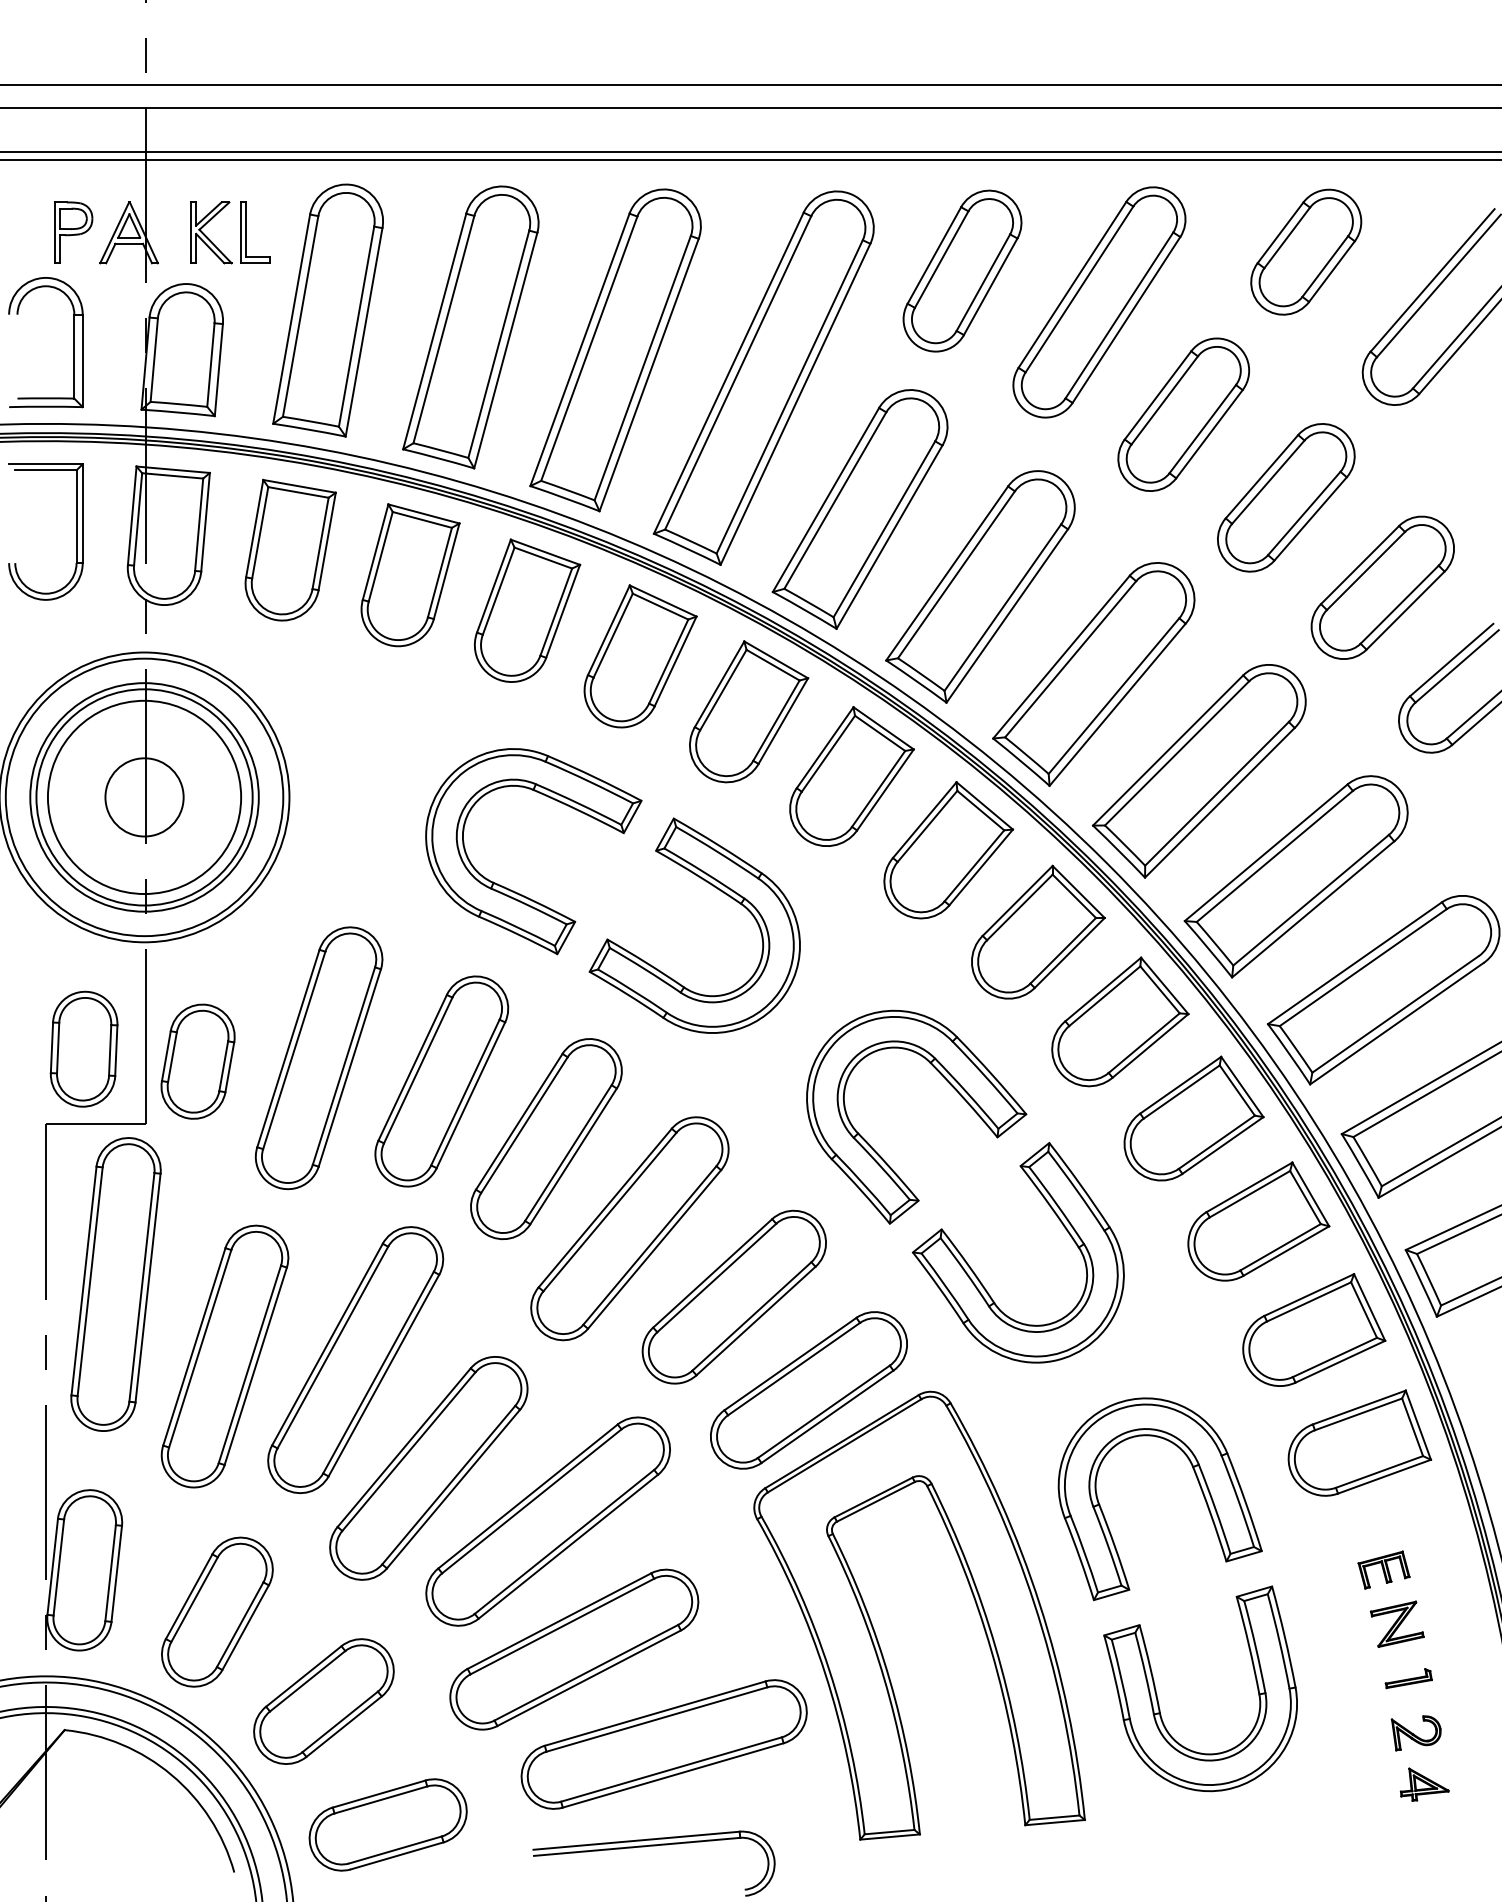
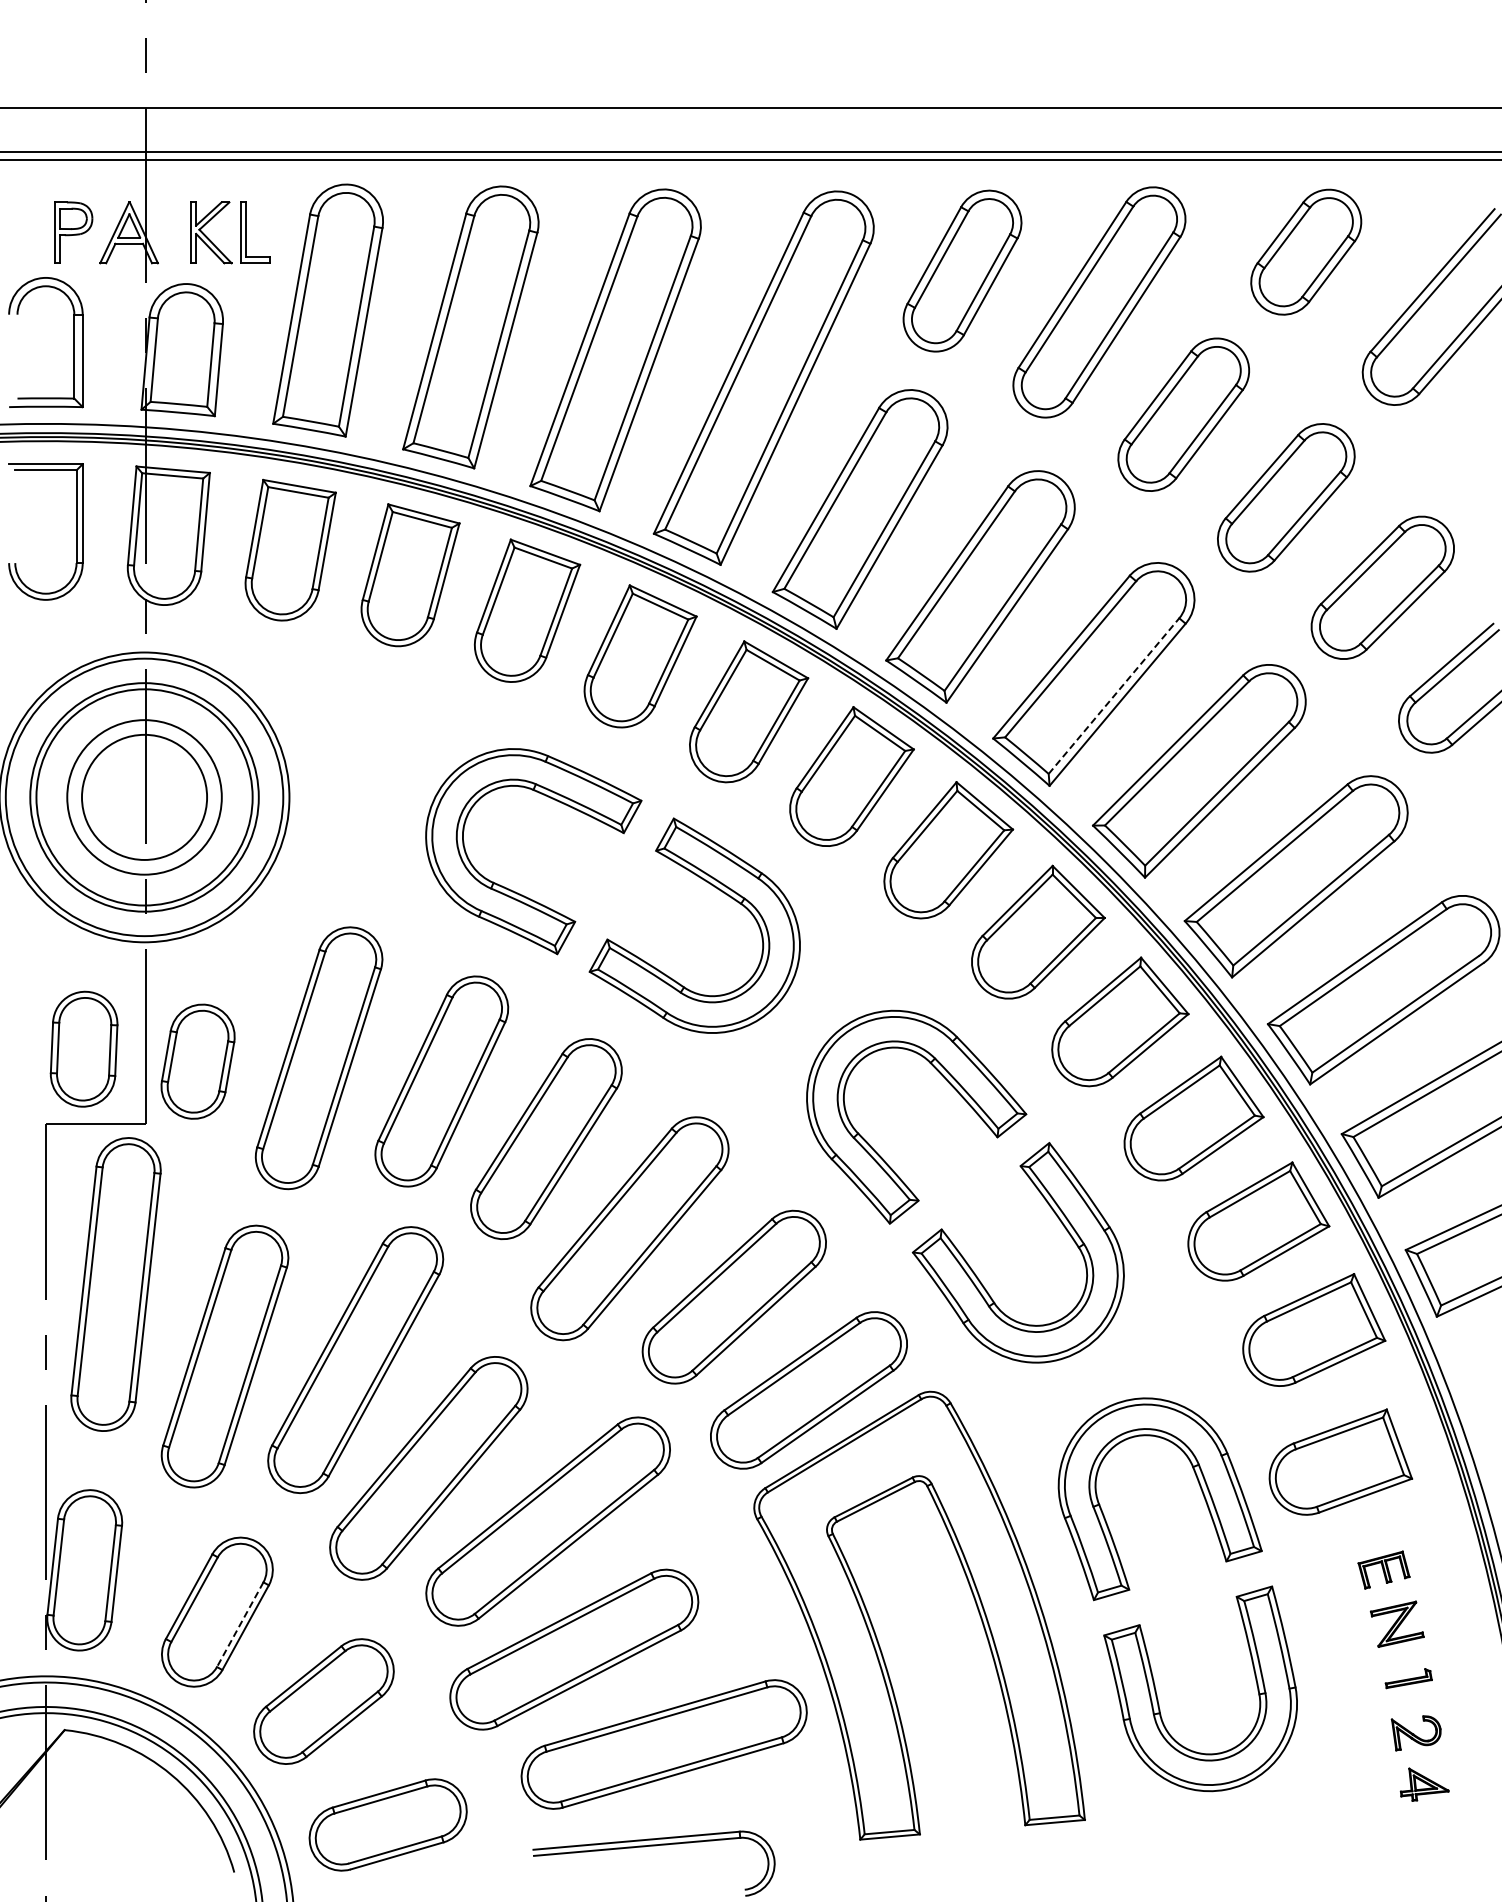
line: present -> none (750, 84)
line: solid -> dashed (1113, 696)
circle diameter: 193 px -> 155 px (144, 797)
circle diameter: 78 px -> 125 px (144, 796)
part position: (1359, 1442) -> (1340, 1461) (1340, 1461)
line: solid -> dashed (239, 1625)
